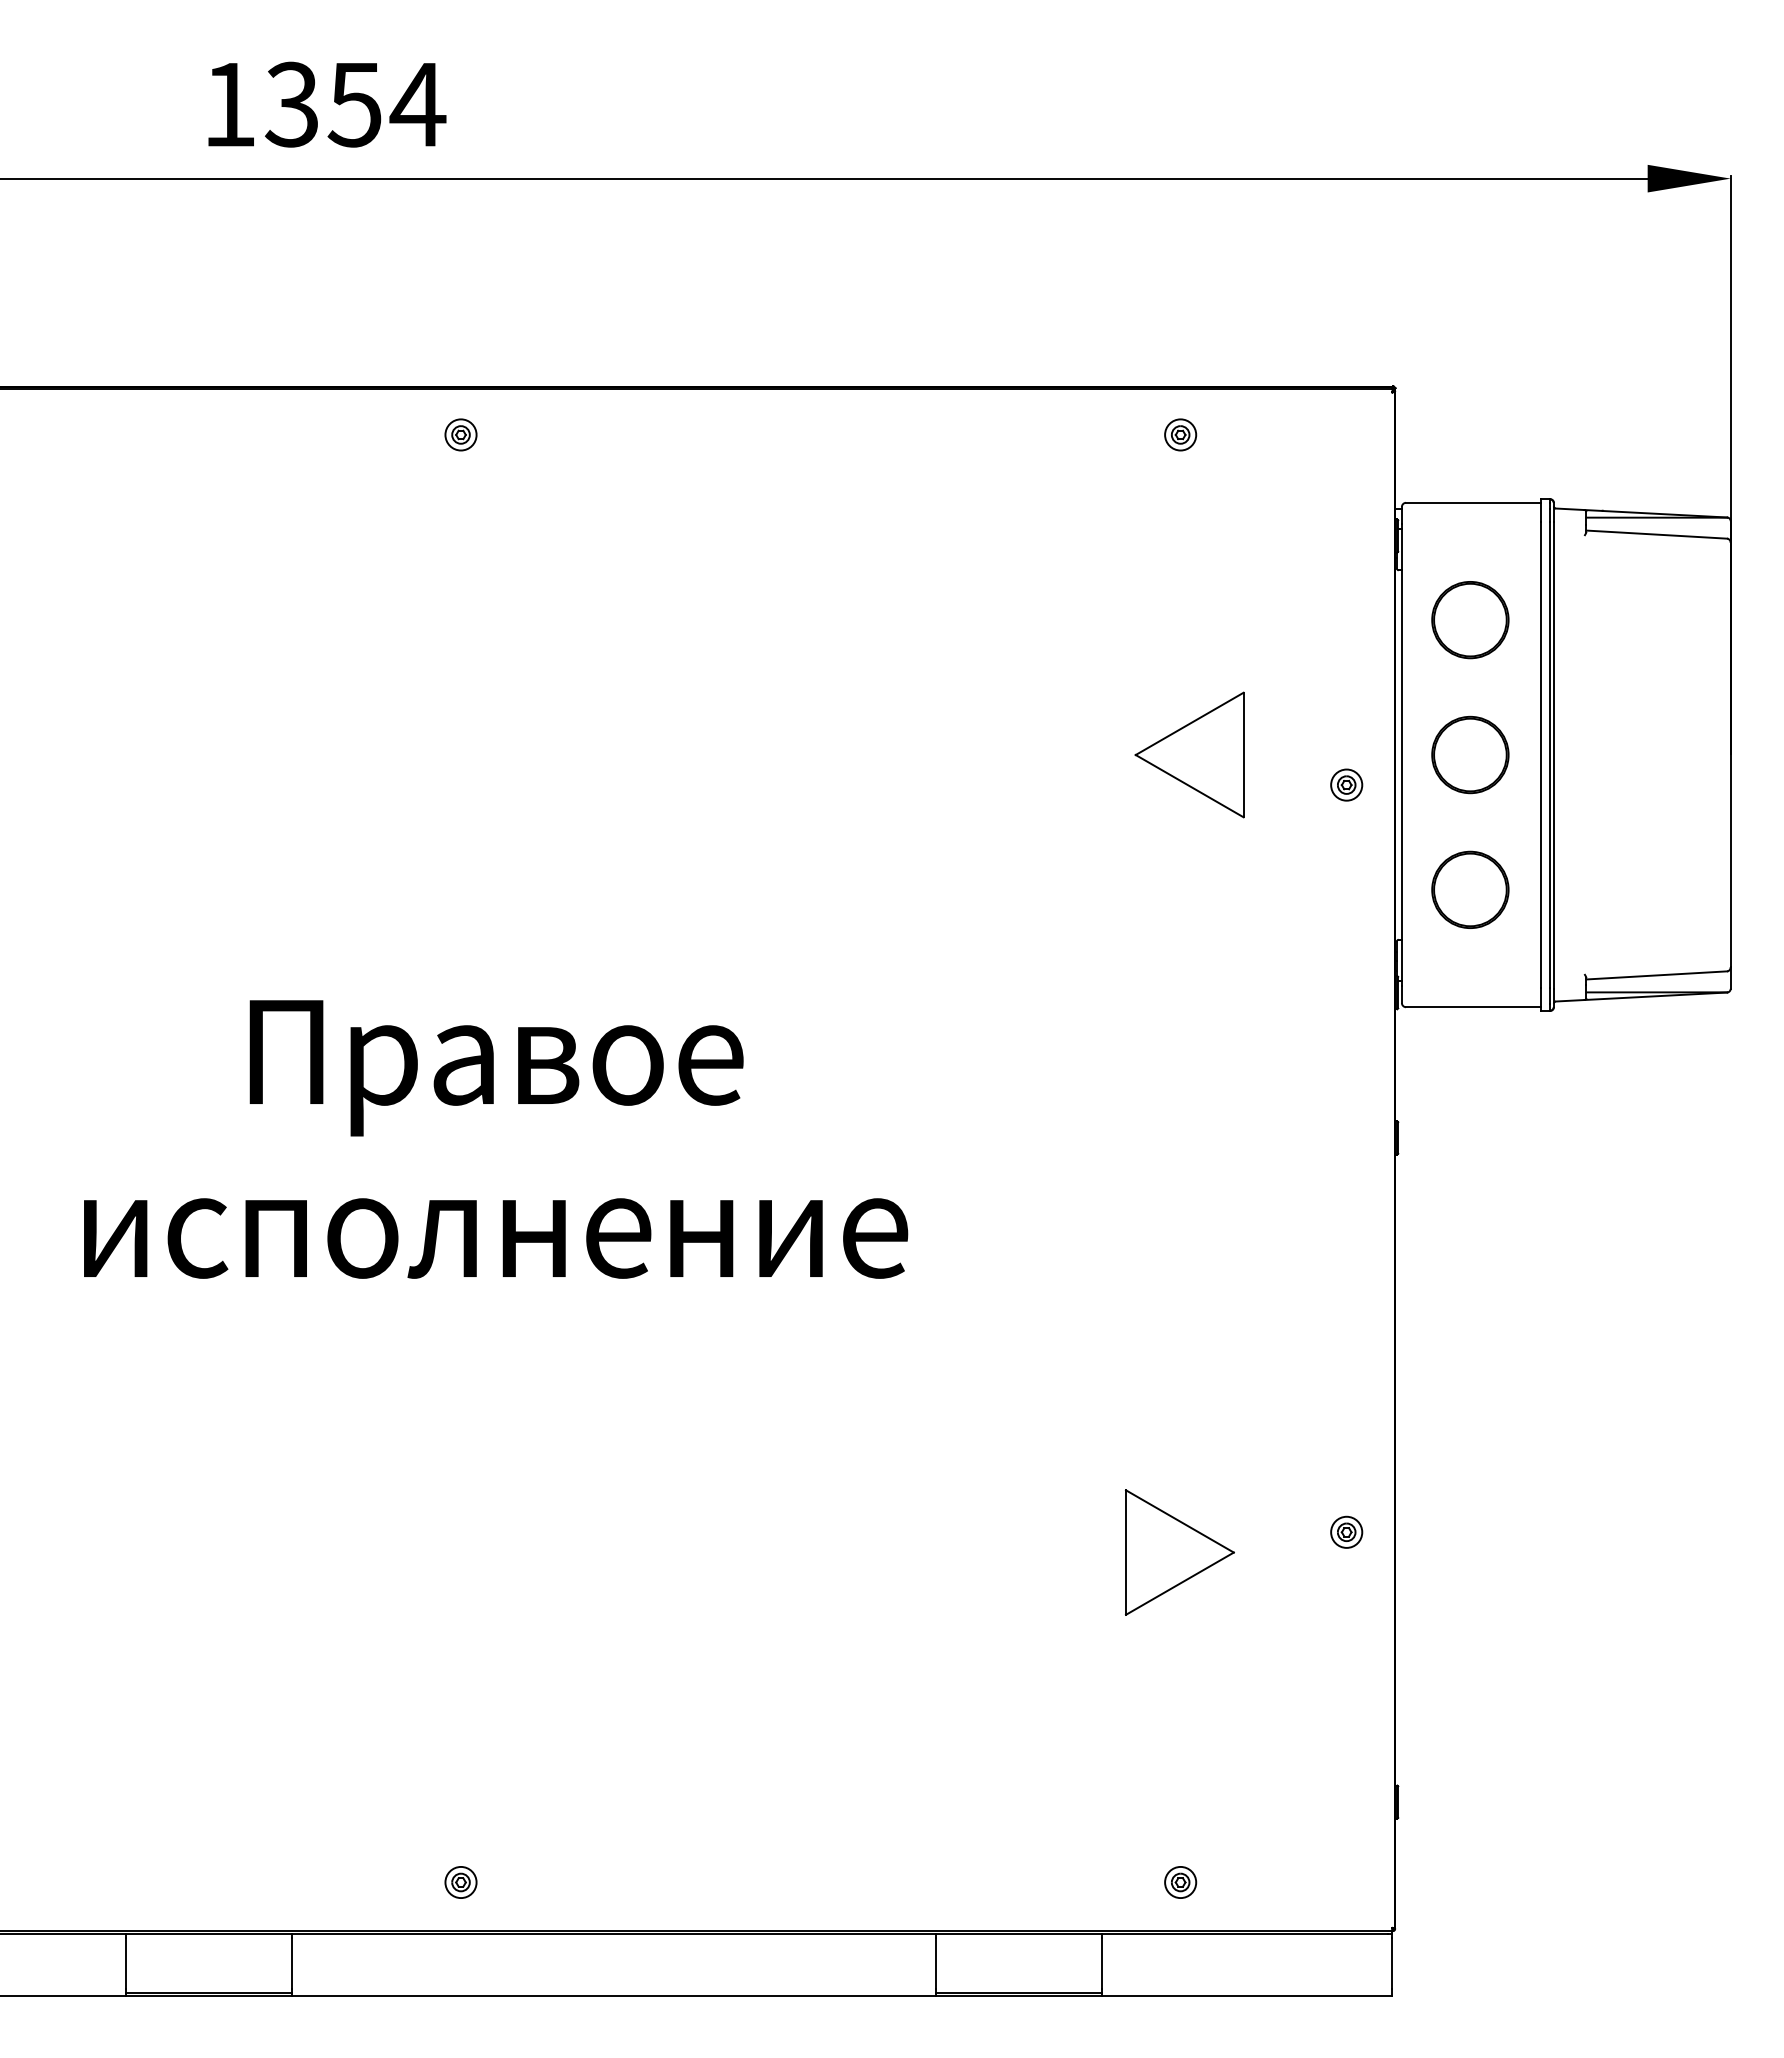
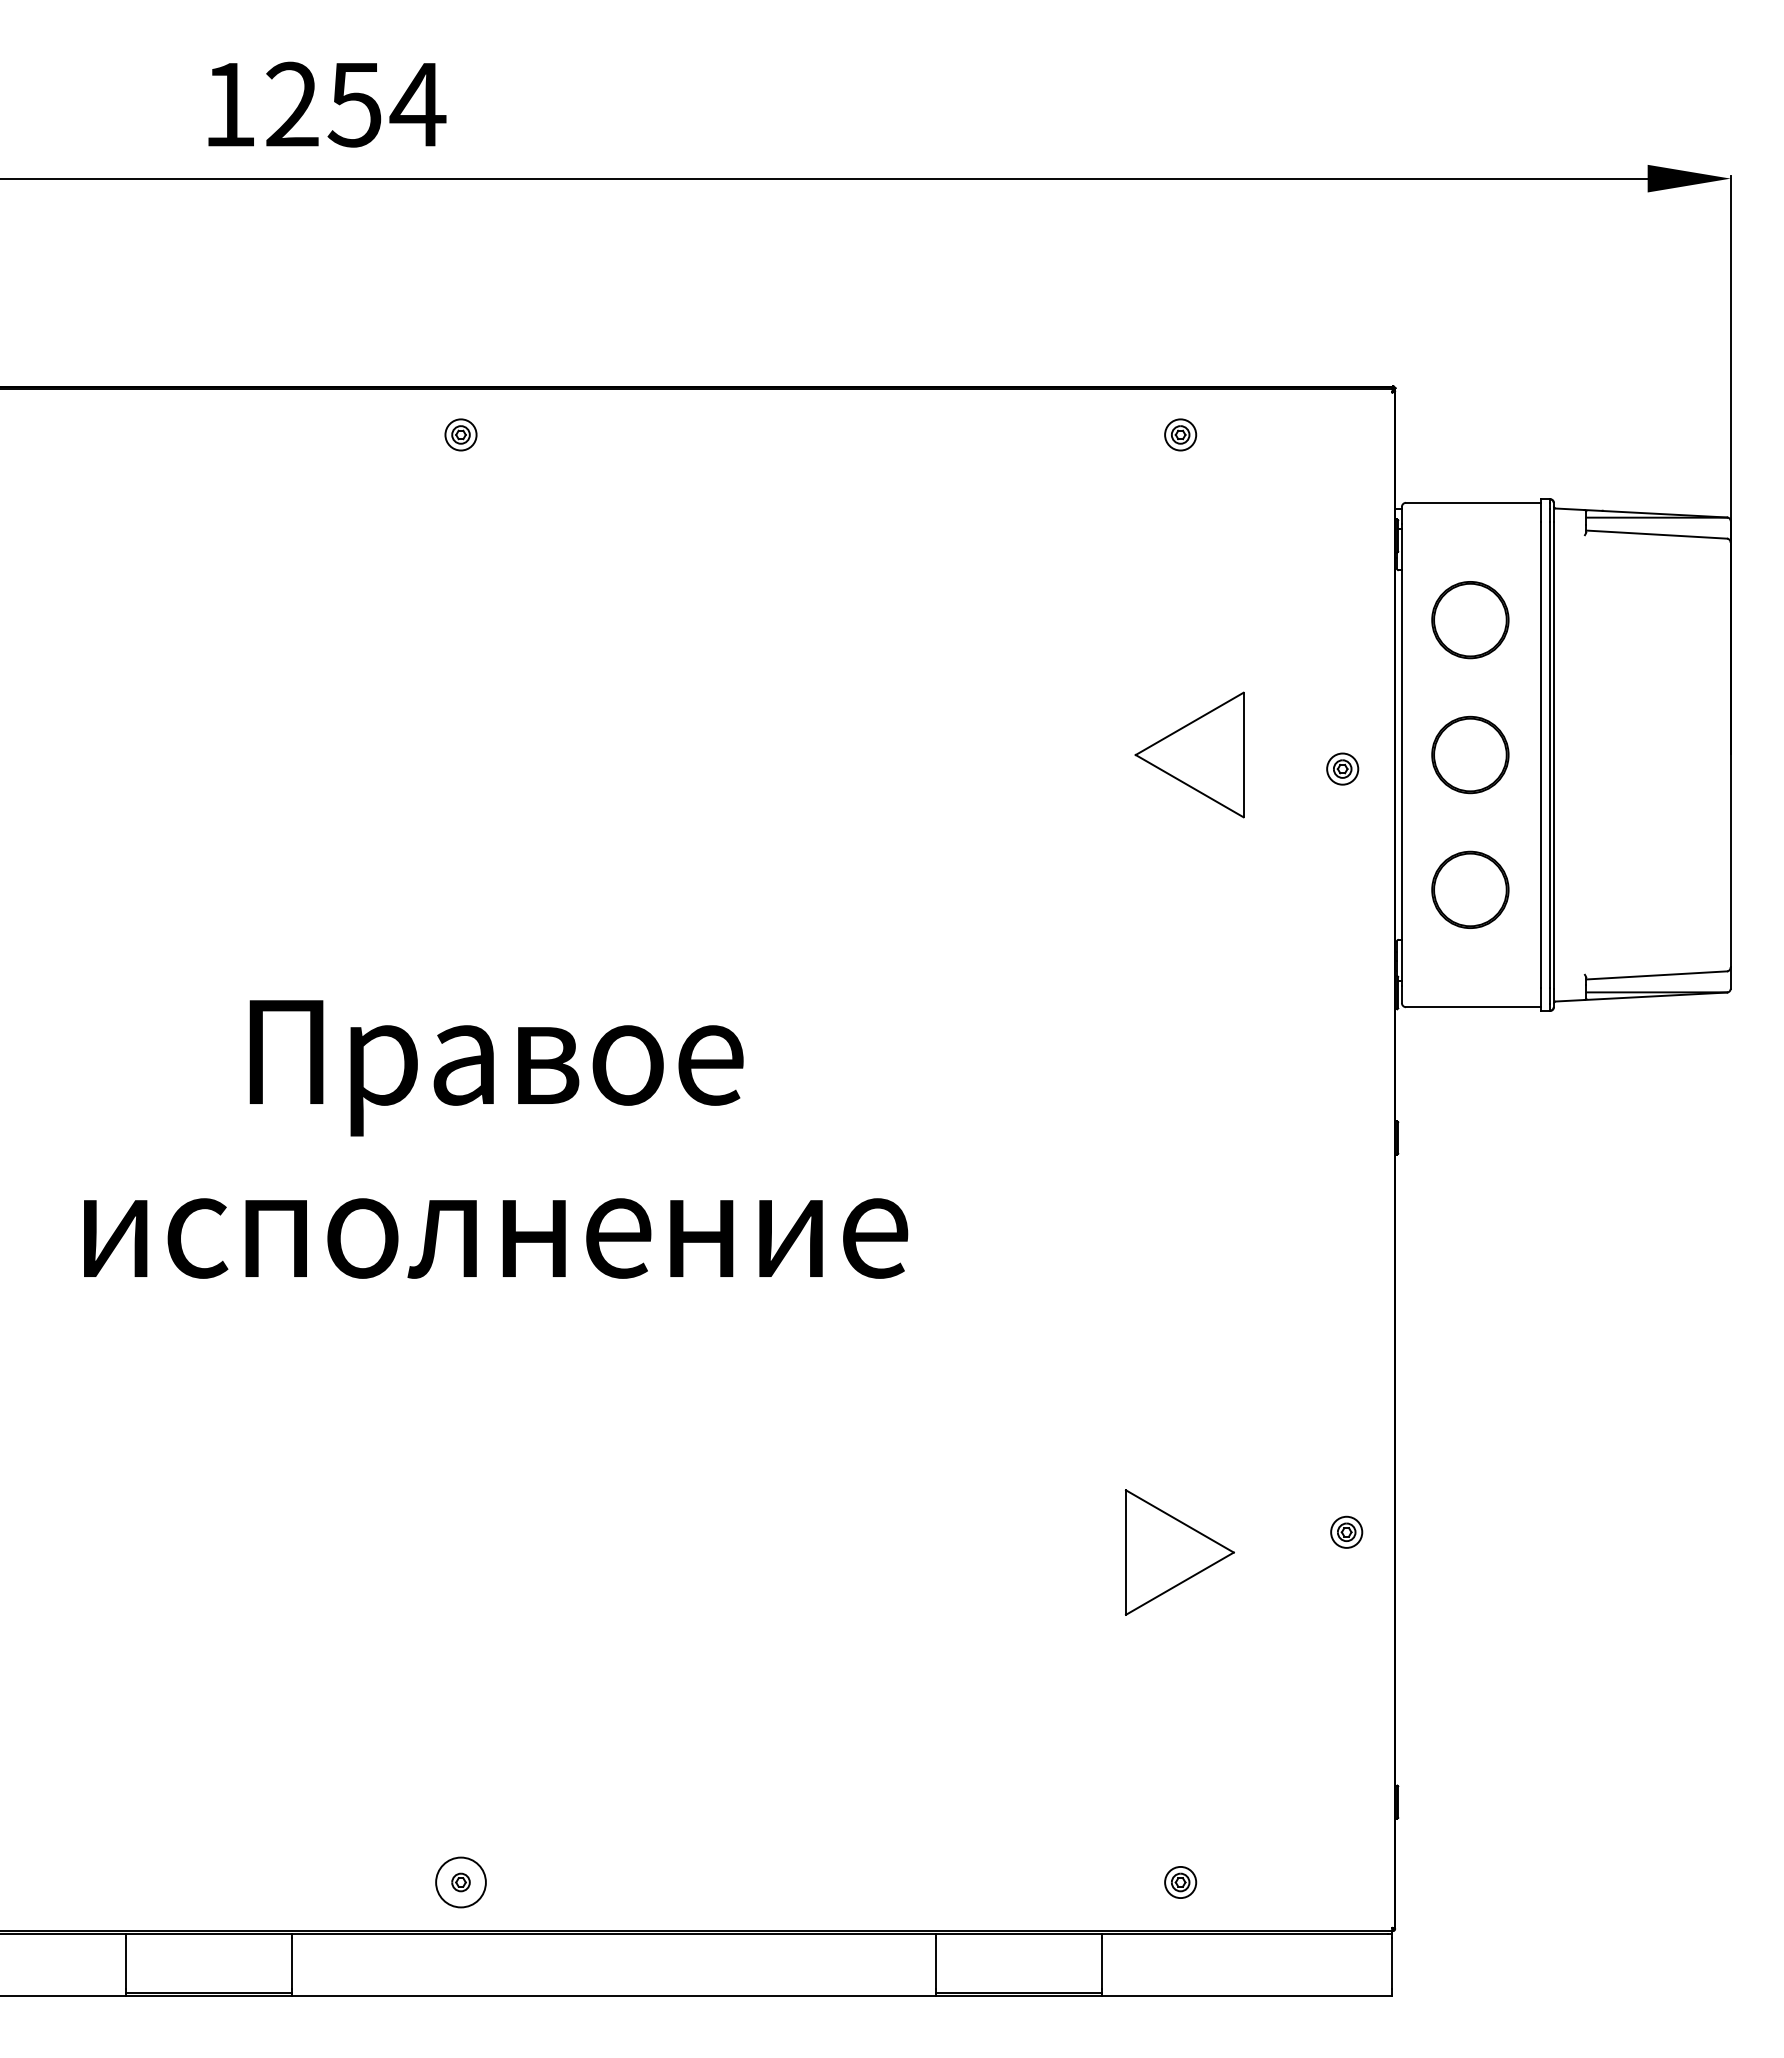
text: 1354 -> 1254 (291, 104)
part position: (1346, 784) -> (1342, 768) (1342, 768)
circle diameter: 31 px -> 50 px (460, 1882)
